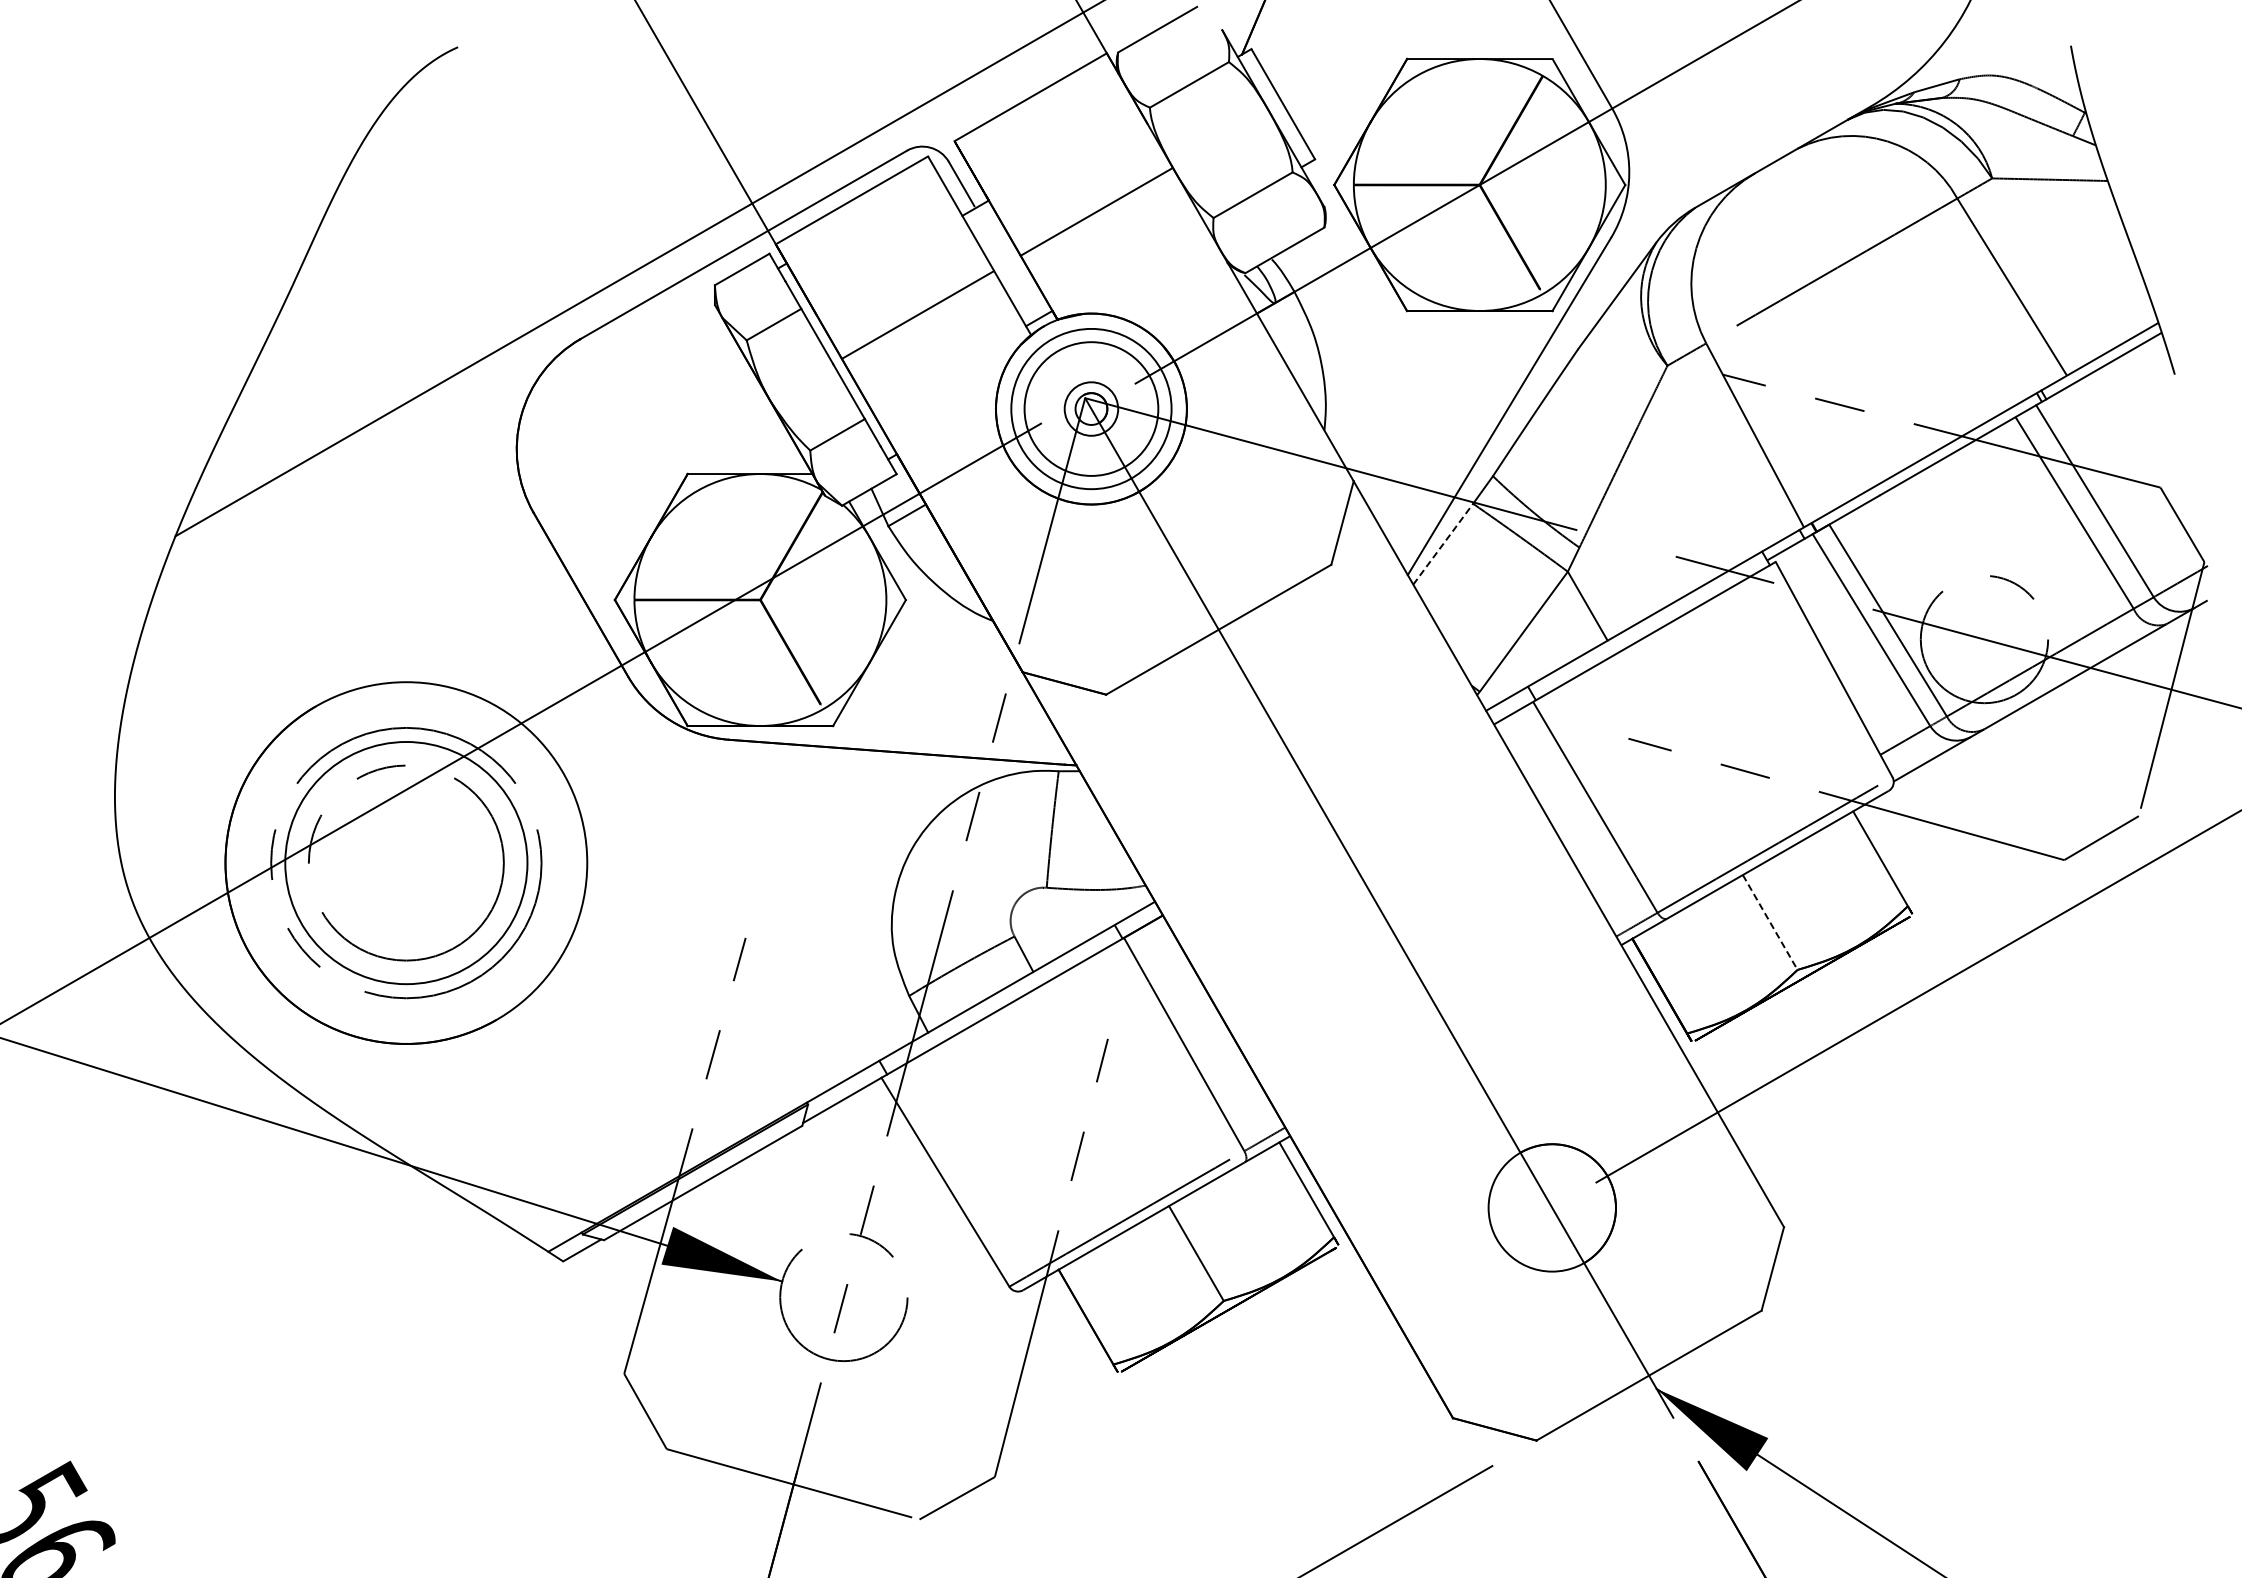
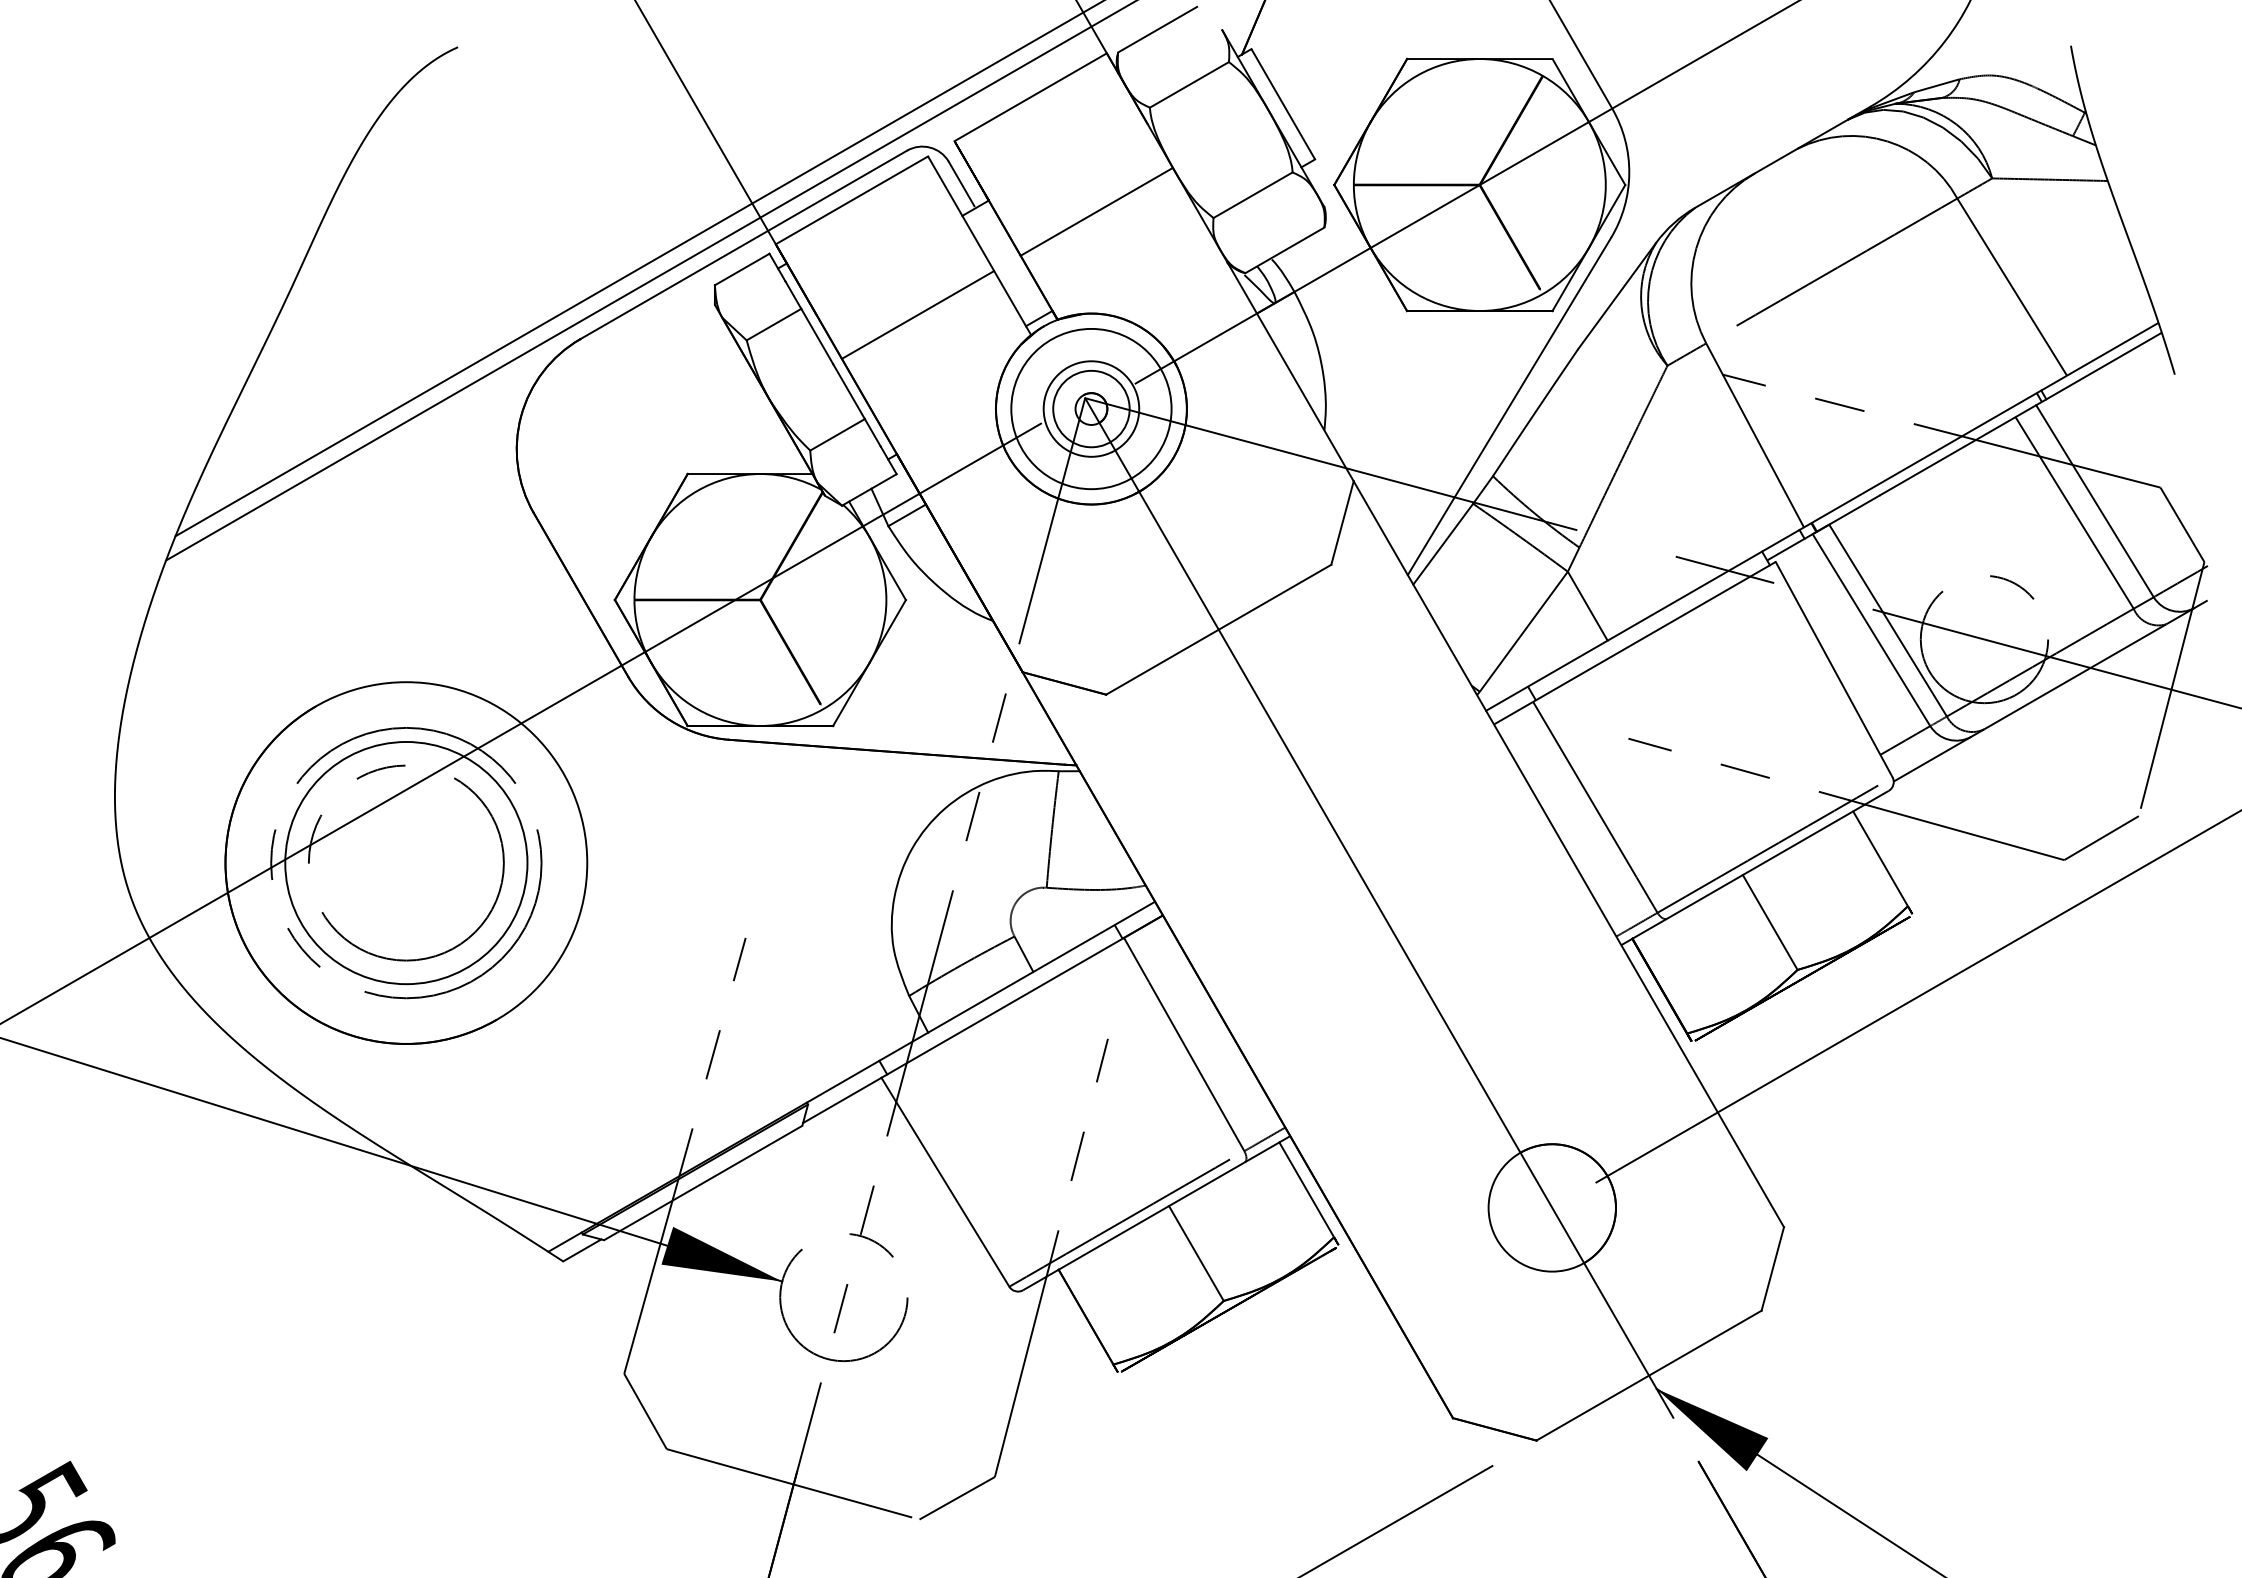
line: none -> present (649, 281)
circle diameter: 134 px -> 96 px (1091, 408)
circle diameter: 54 px -> 76 px (1091, 408)
line: dashed -> solid (1443, 543)
line: dashed -> solid (1770, 922)
